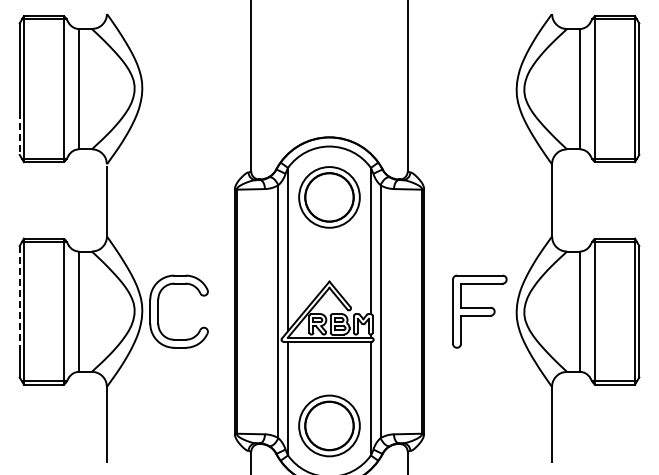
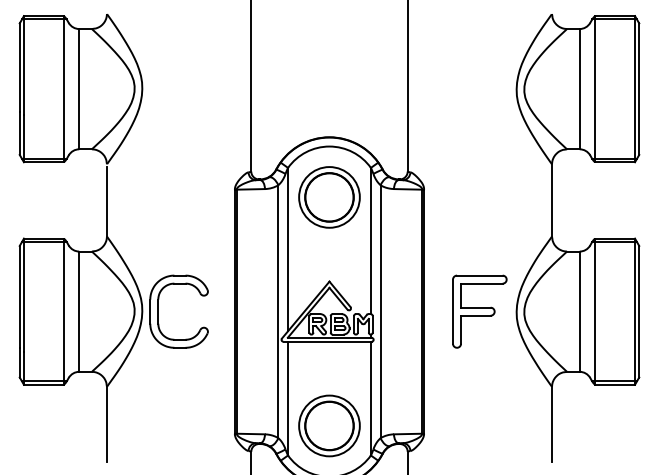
line: dashed -> solid (19, 134)
line: dashed -> solid (19, 296)
